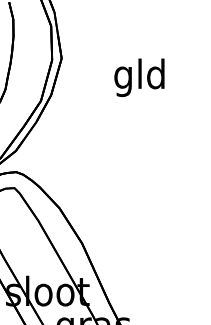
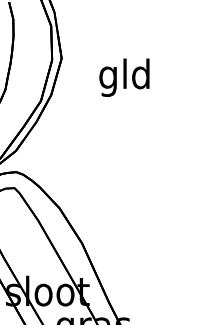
text position: (139, 77) -> (124, 77) (124, 77)
